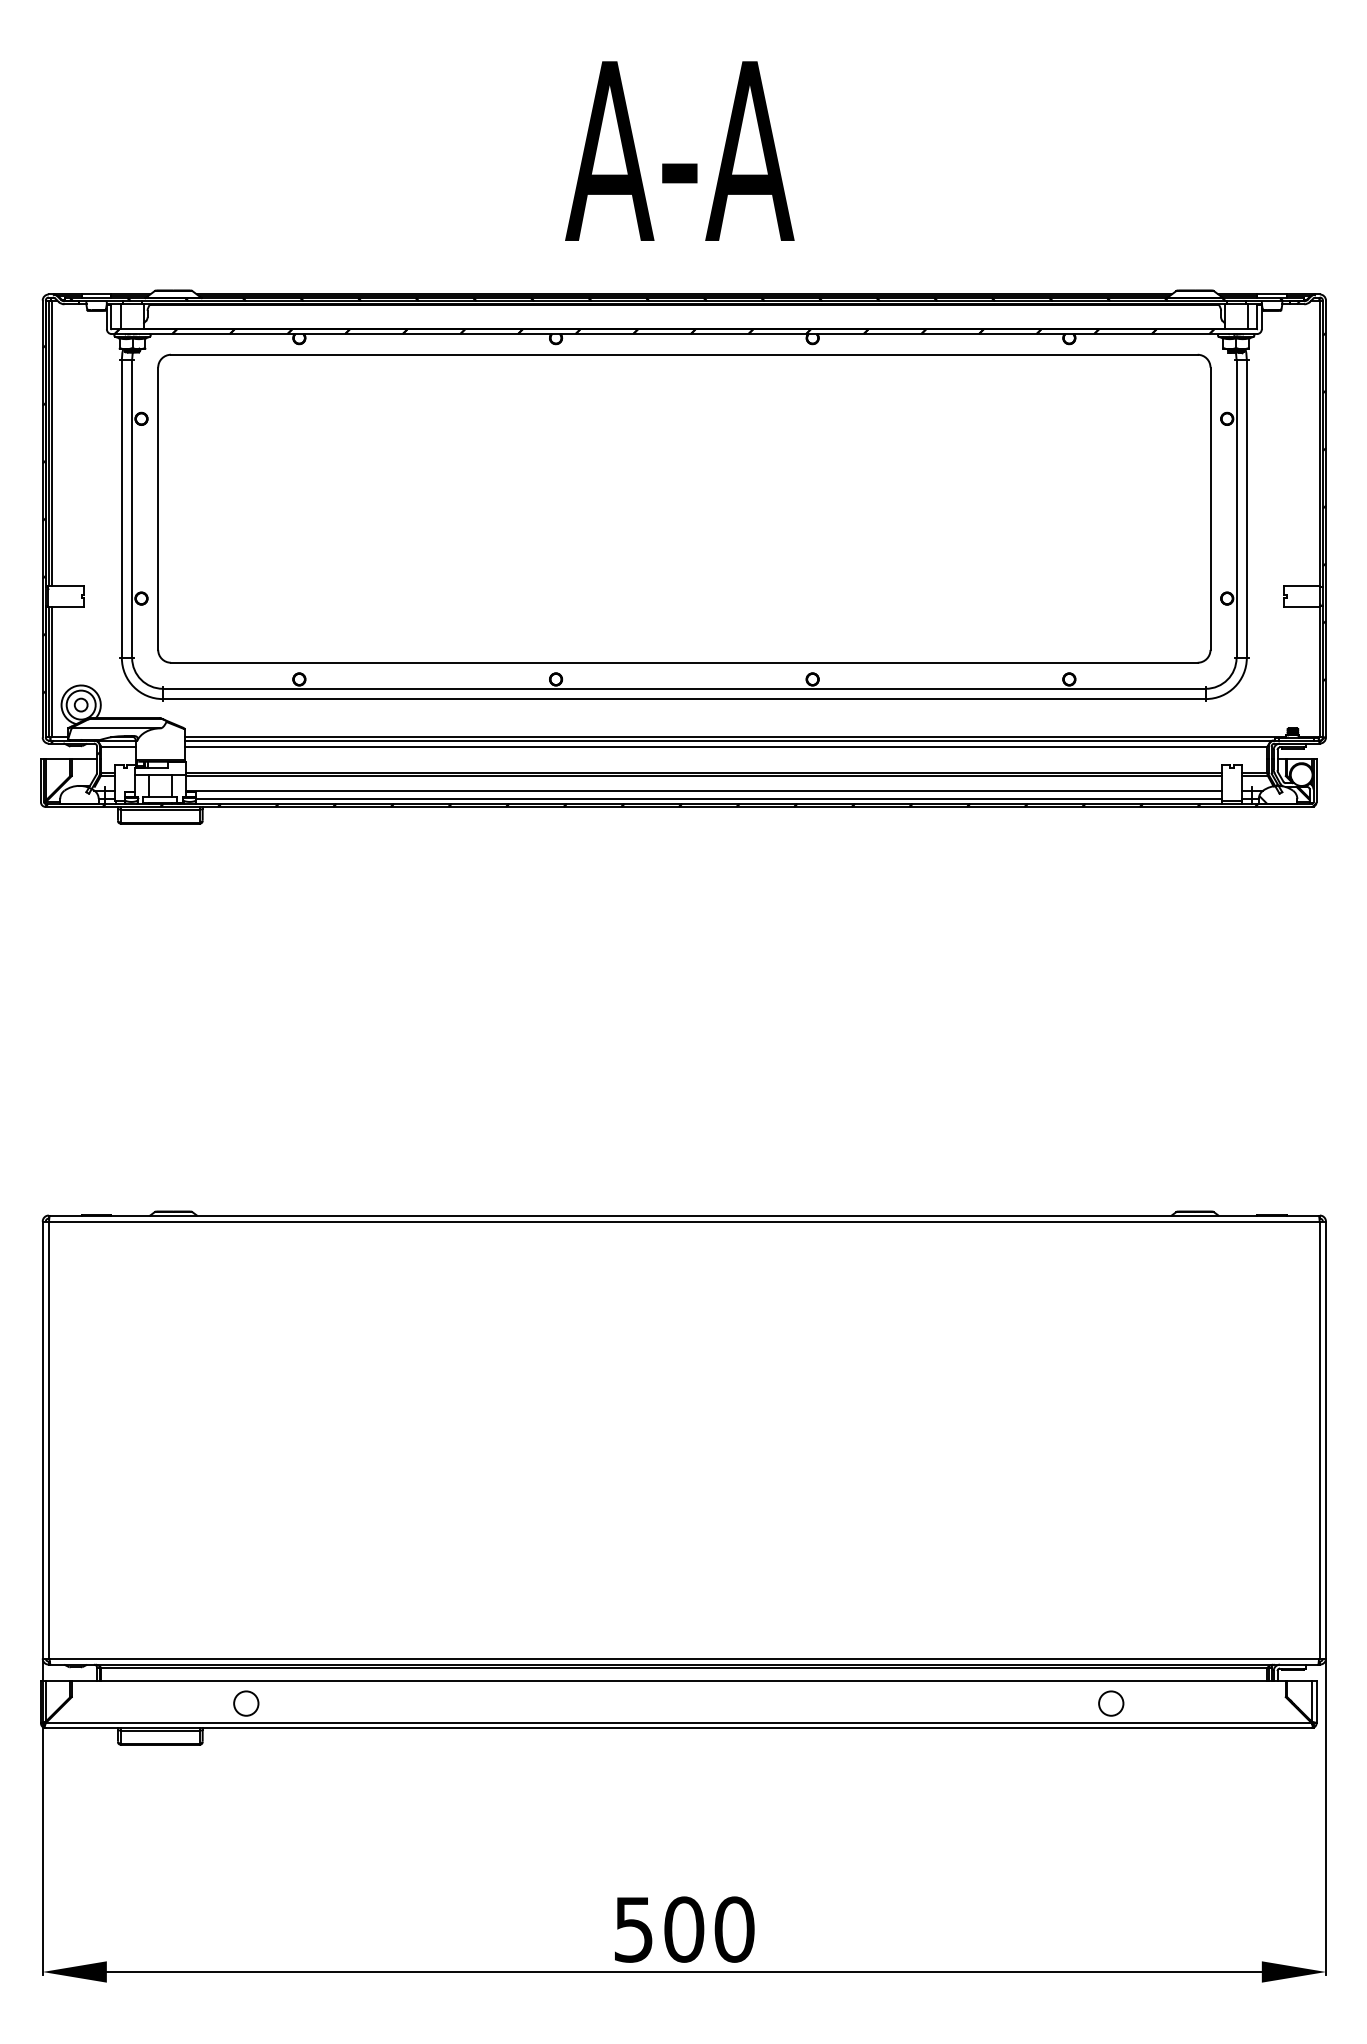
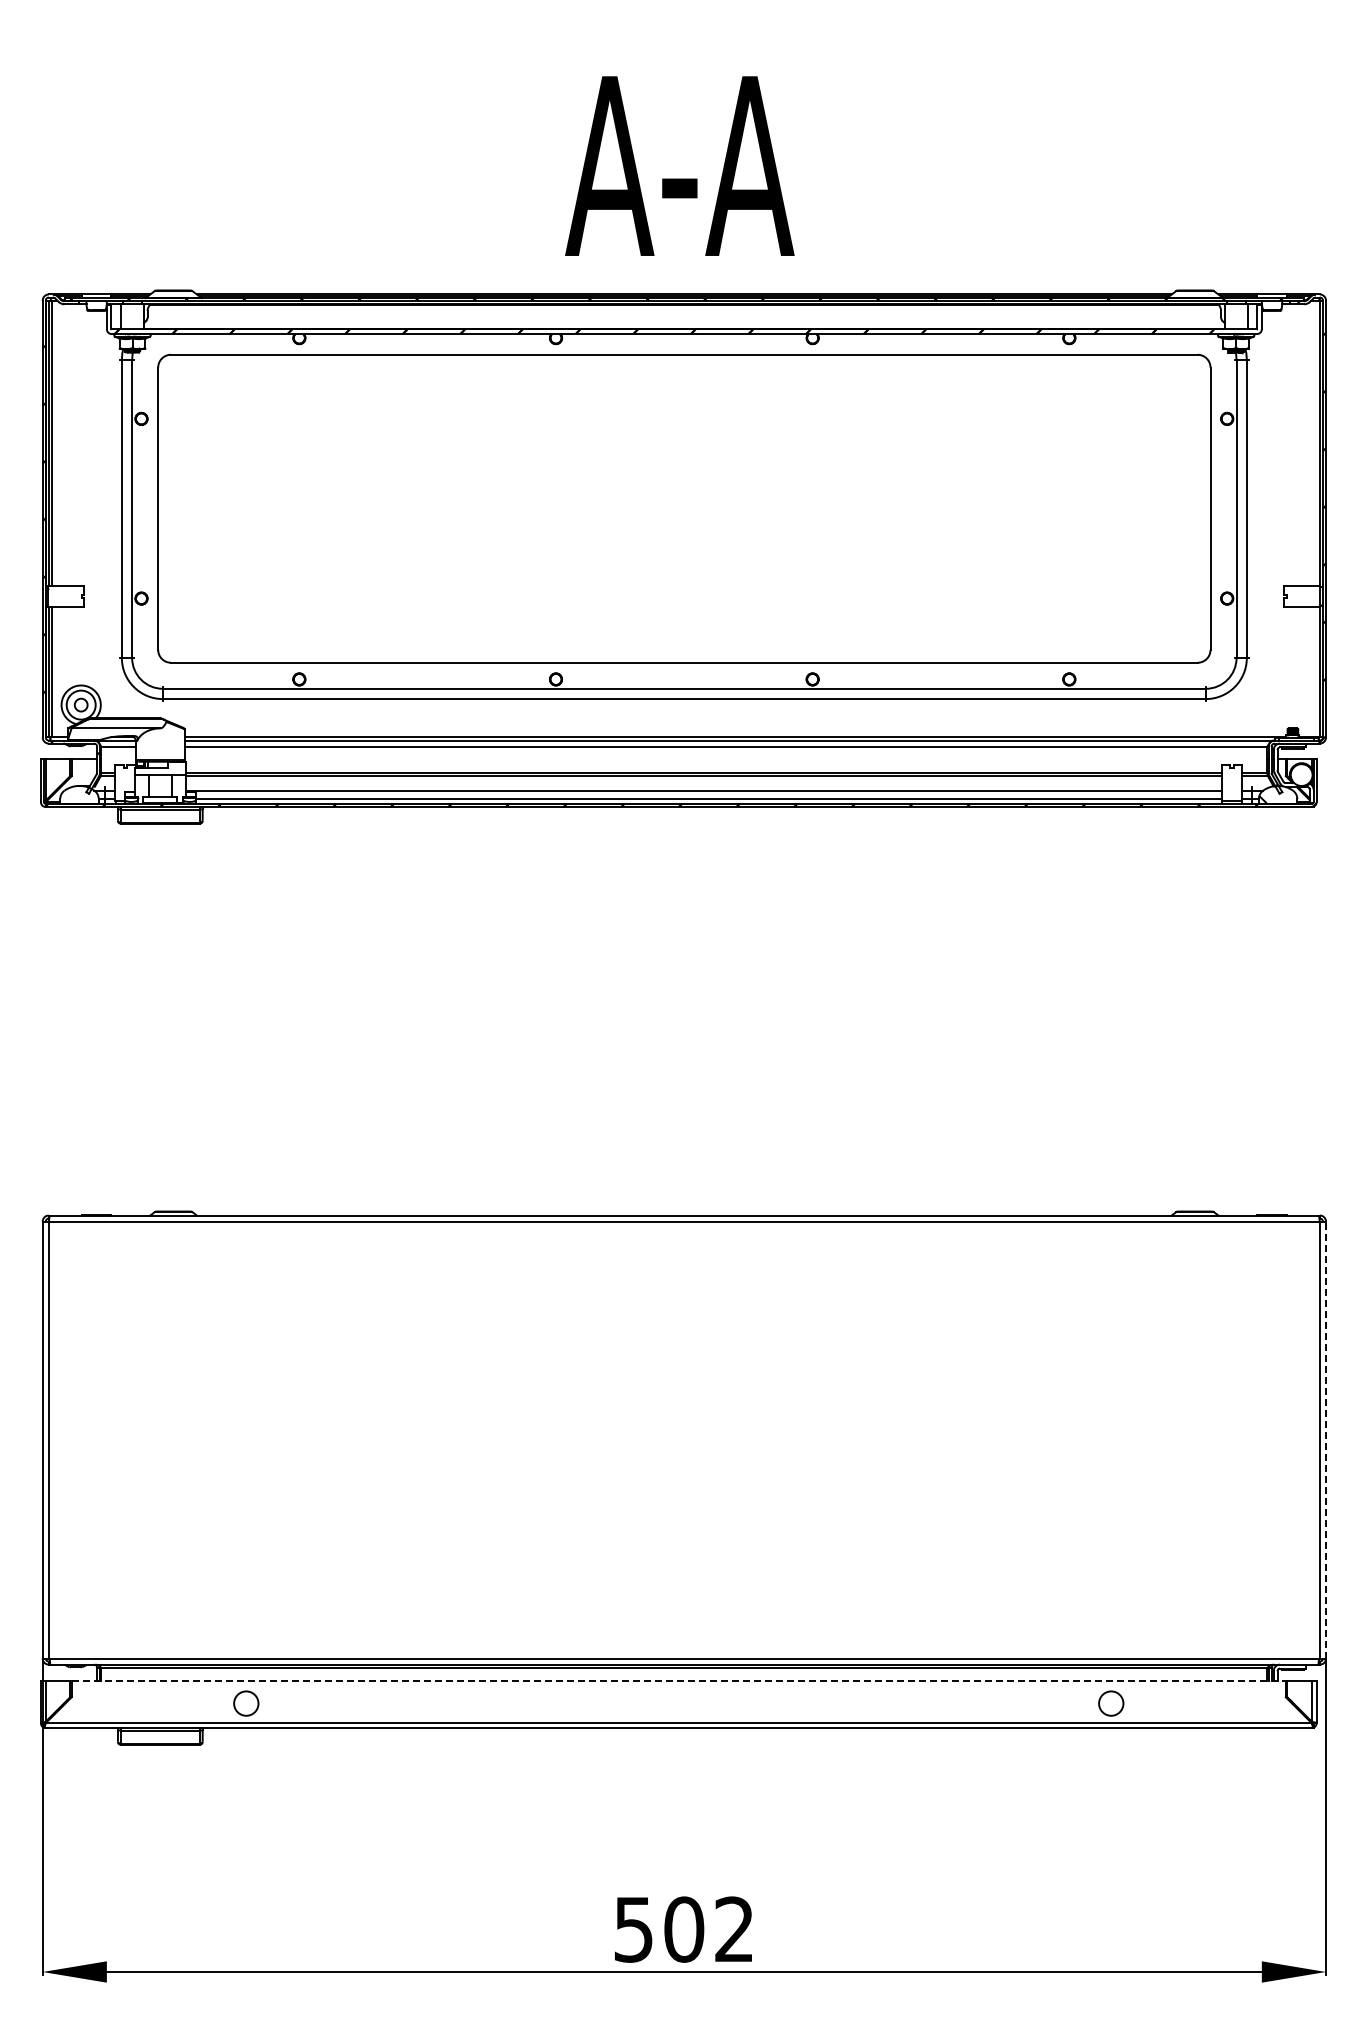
text position: (679, 150) -> (679, 165) (679, 165)
line: solid -> dashed (1326, 1439)
line: solid -> dashed (679, 1680)
text: 500 -> 502 (734, 1929)
